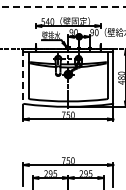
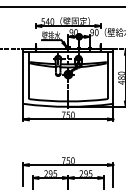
line: dashed -> solid (63, 6)
line: dashed -> solid (23, 76)
